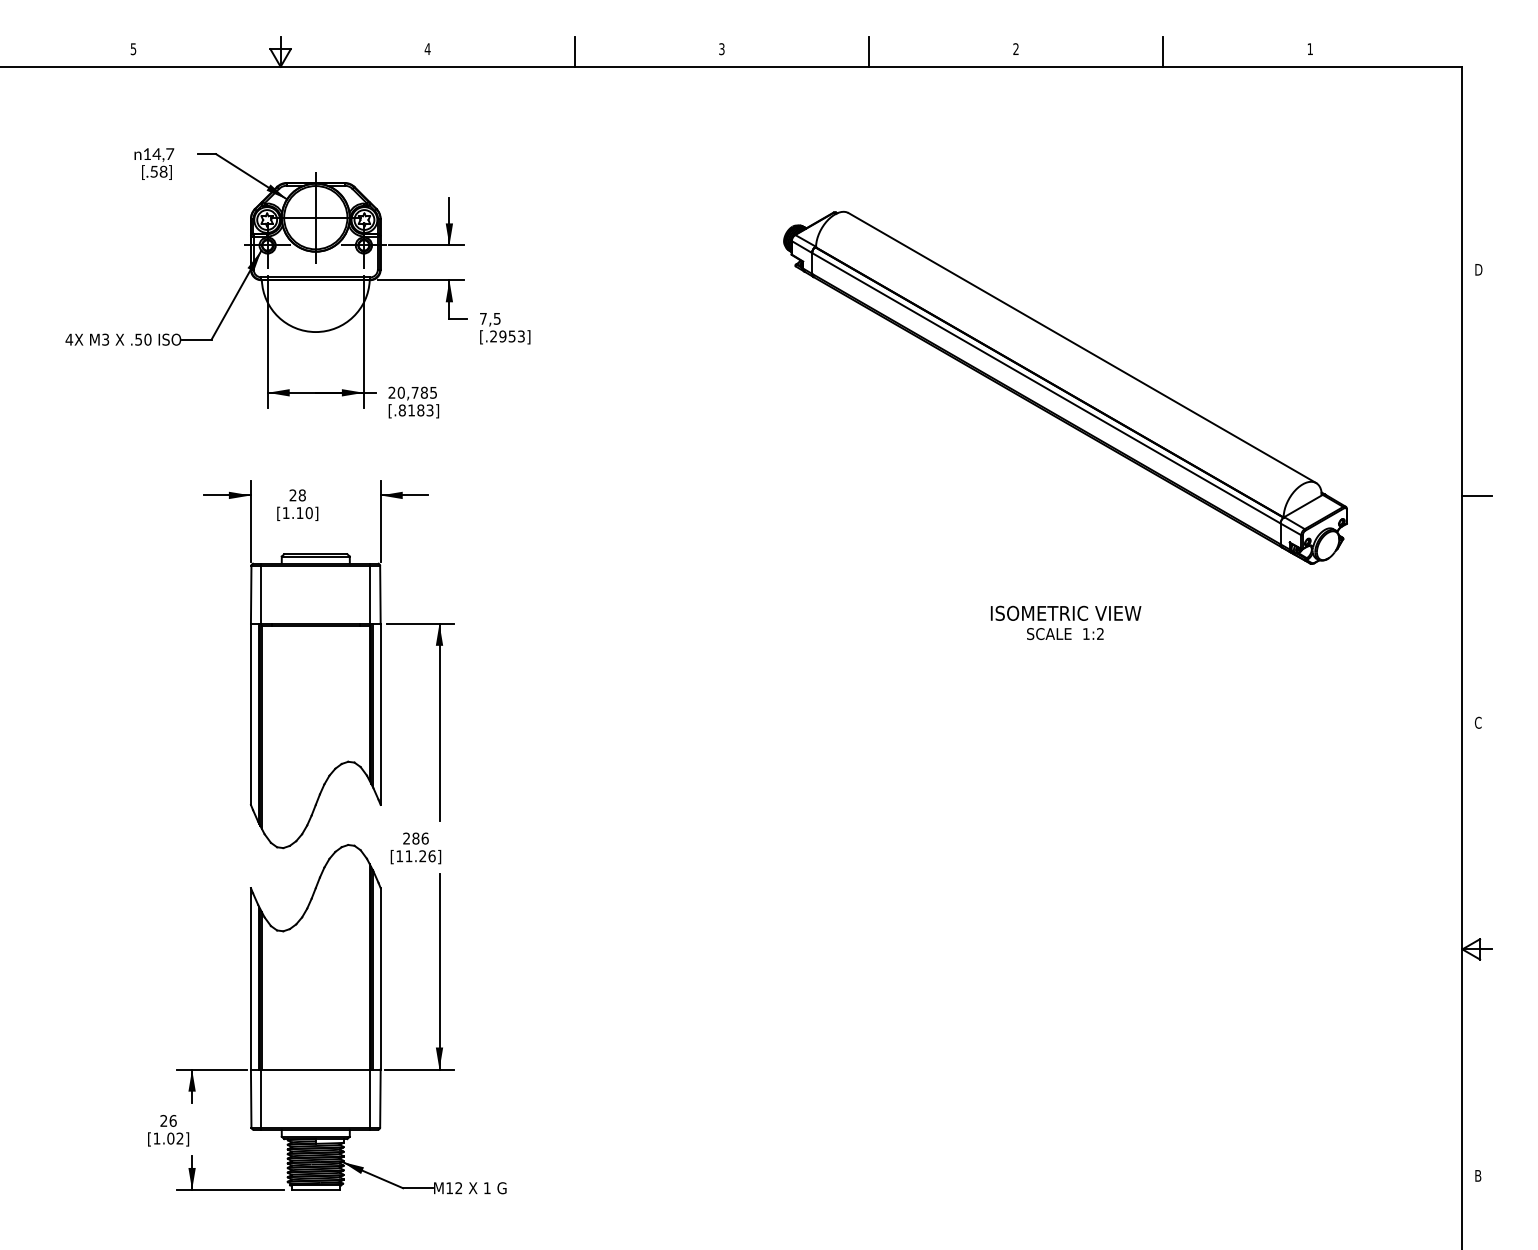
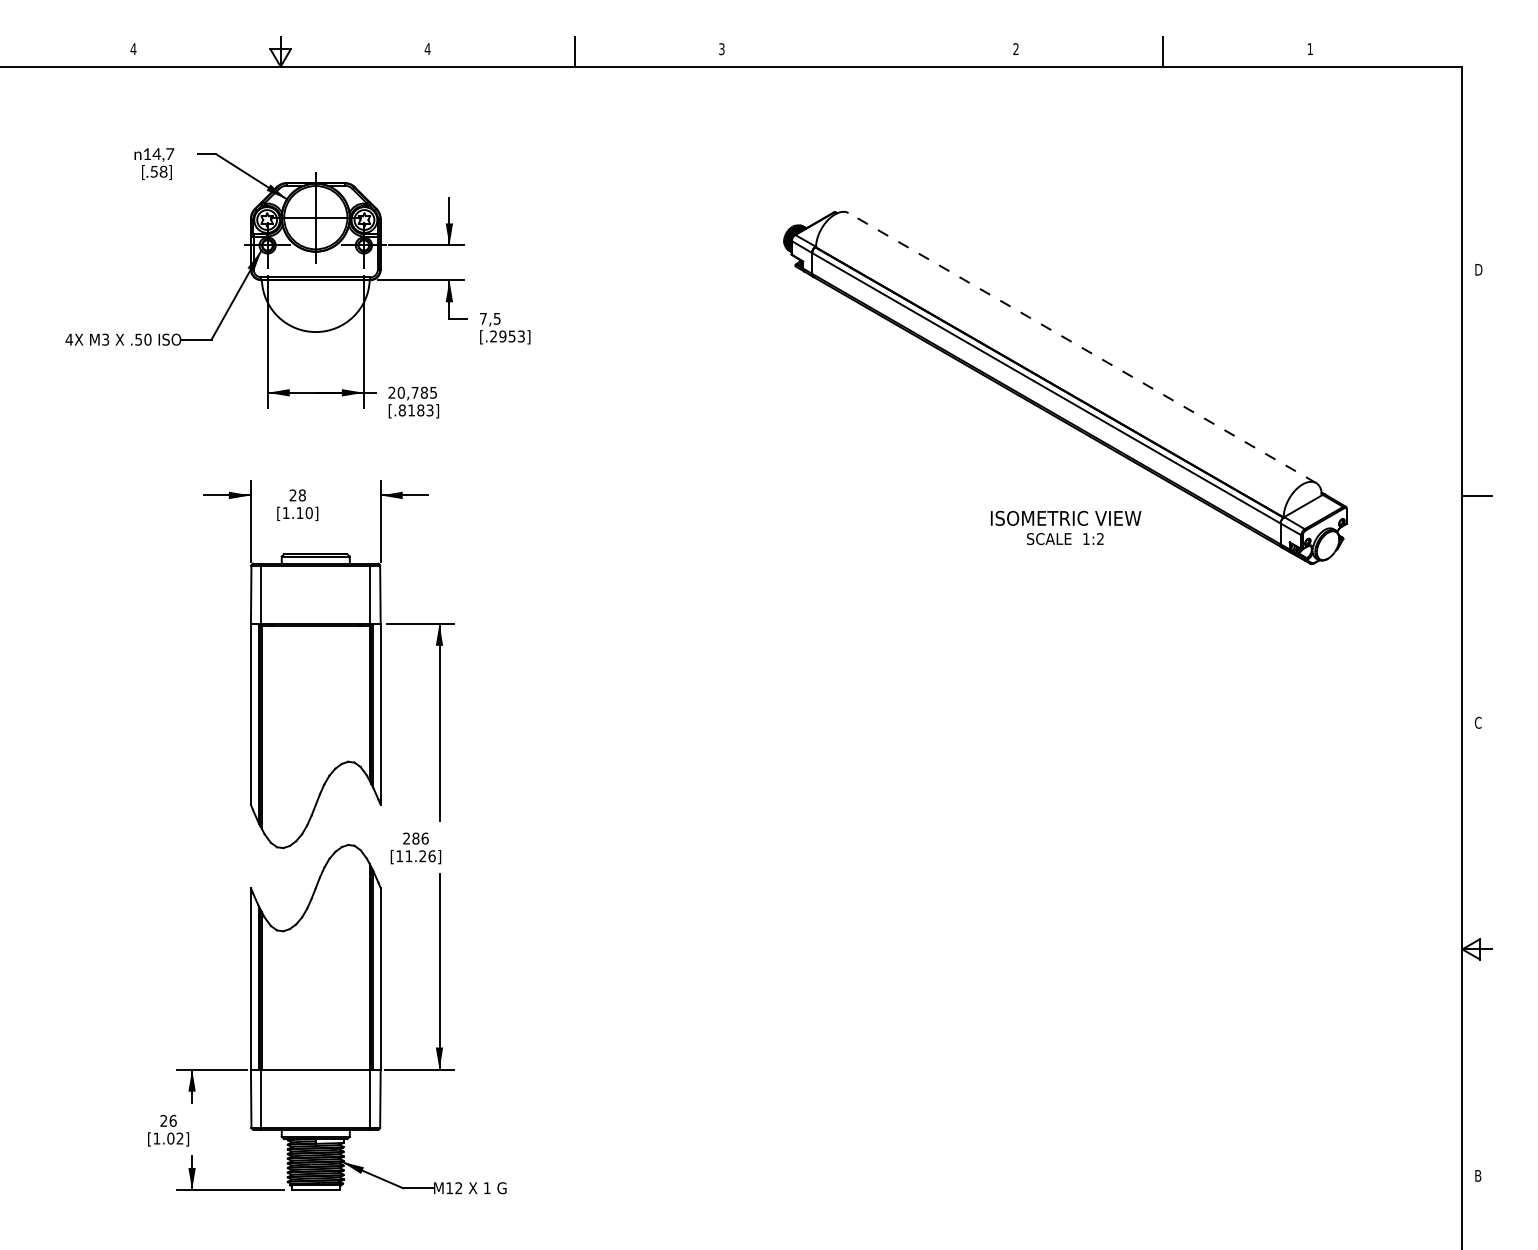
text: 5 -> 4 (133, 49)
line: present -> none (869, 51)
line: solid -> dashed (1082, 348)
text position: (1065, 622) -> (1065, 527) (1065, 527)
